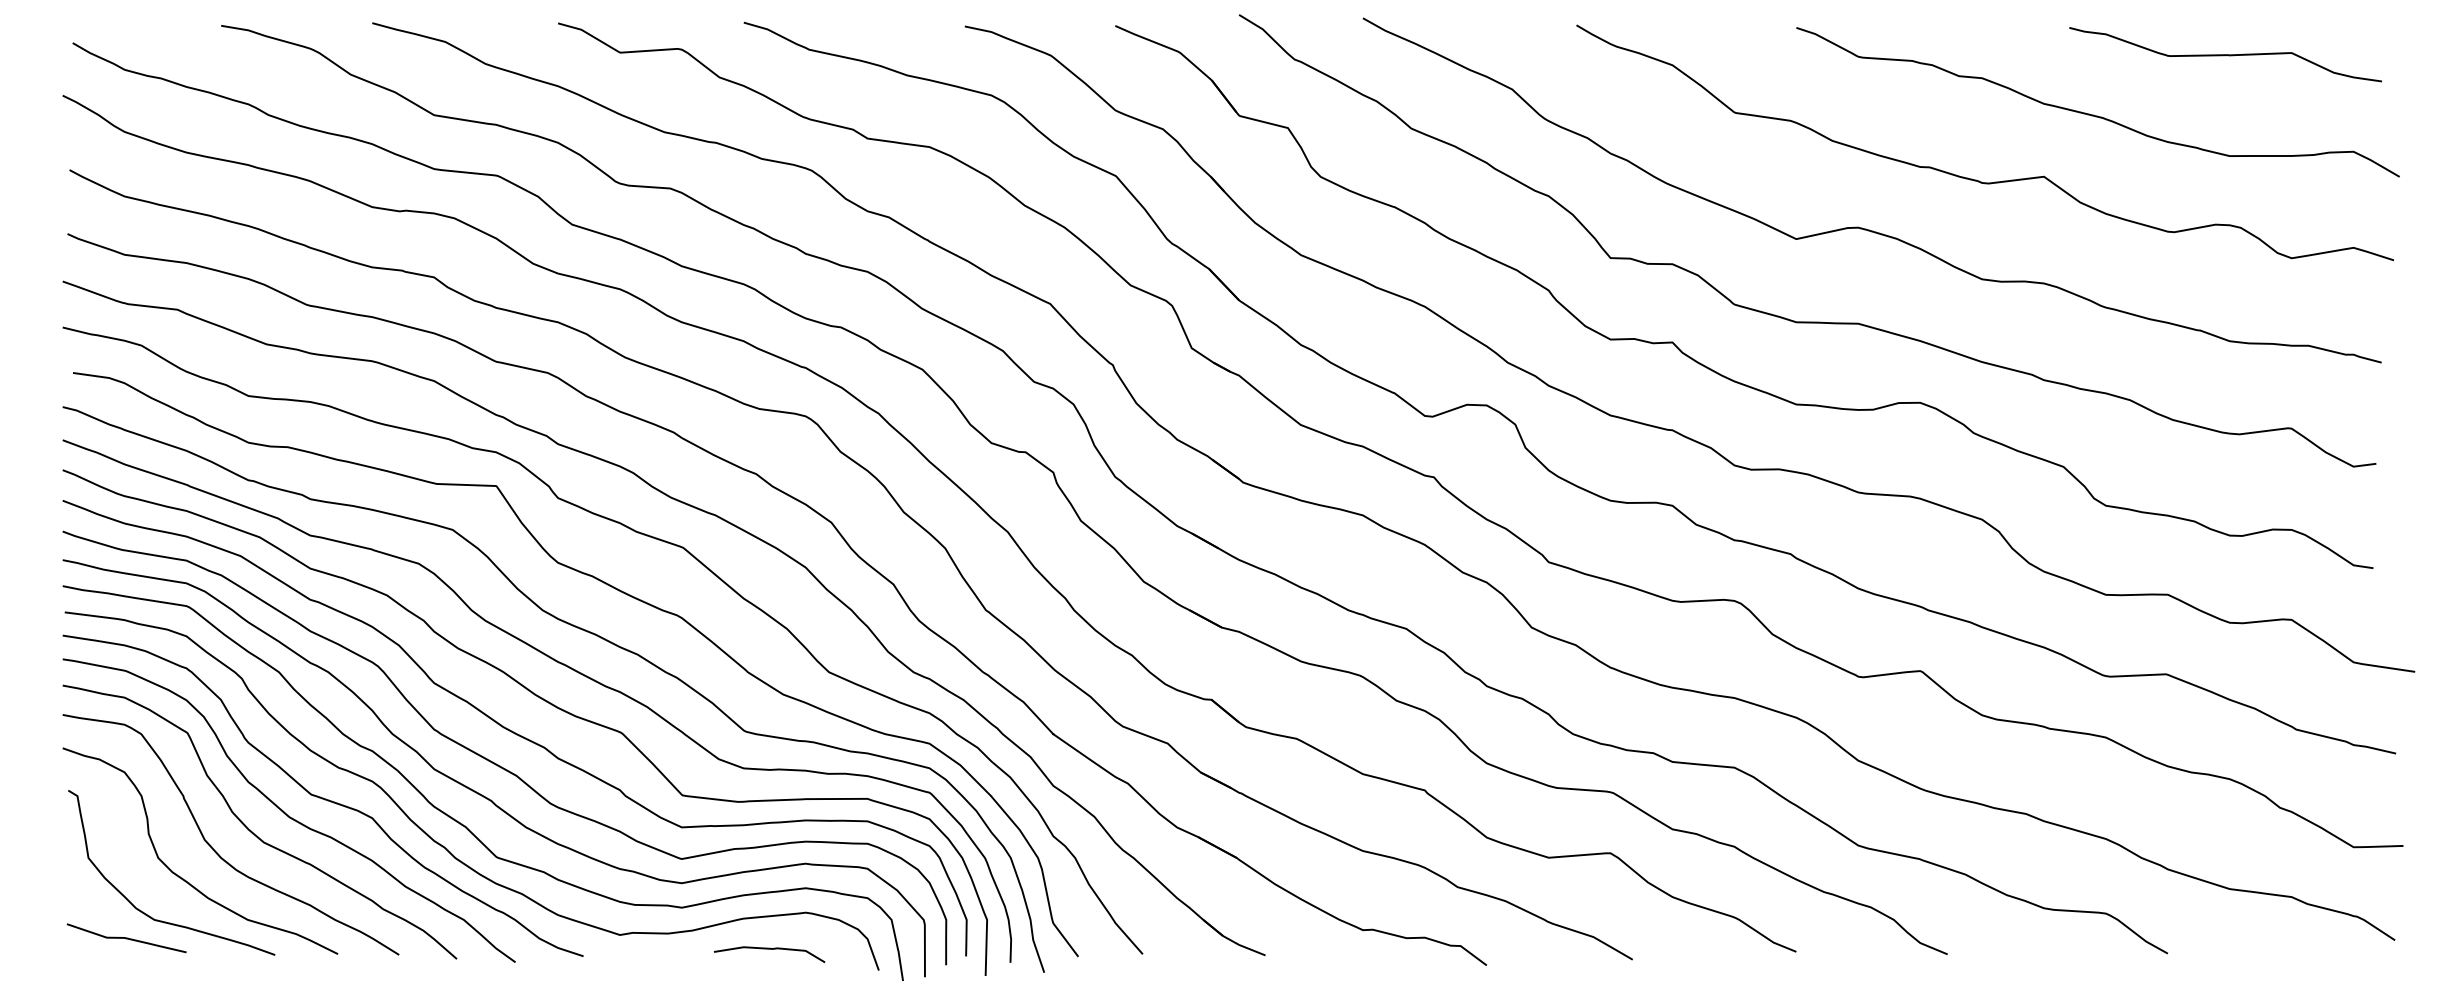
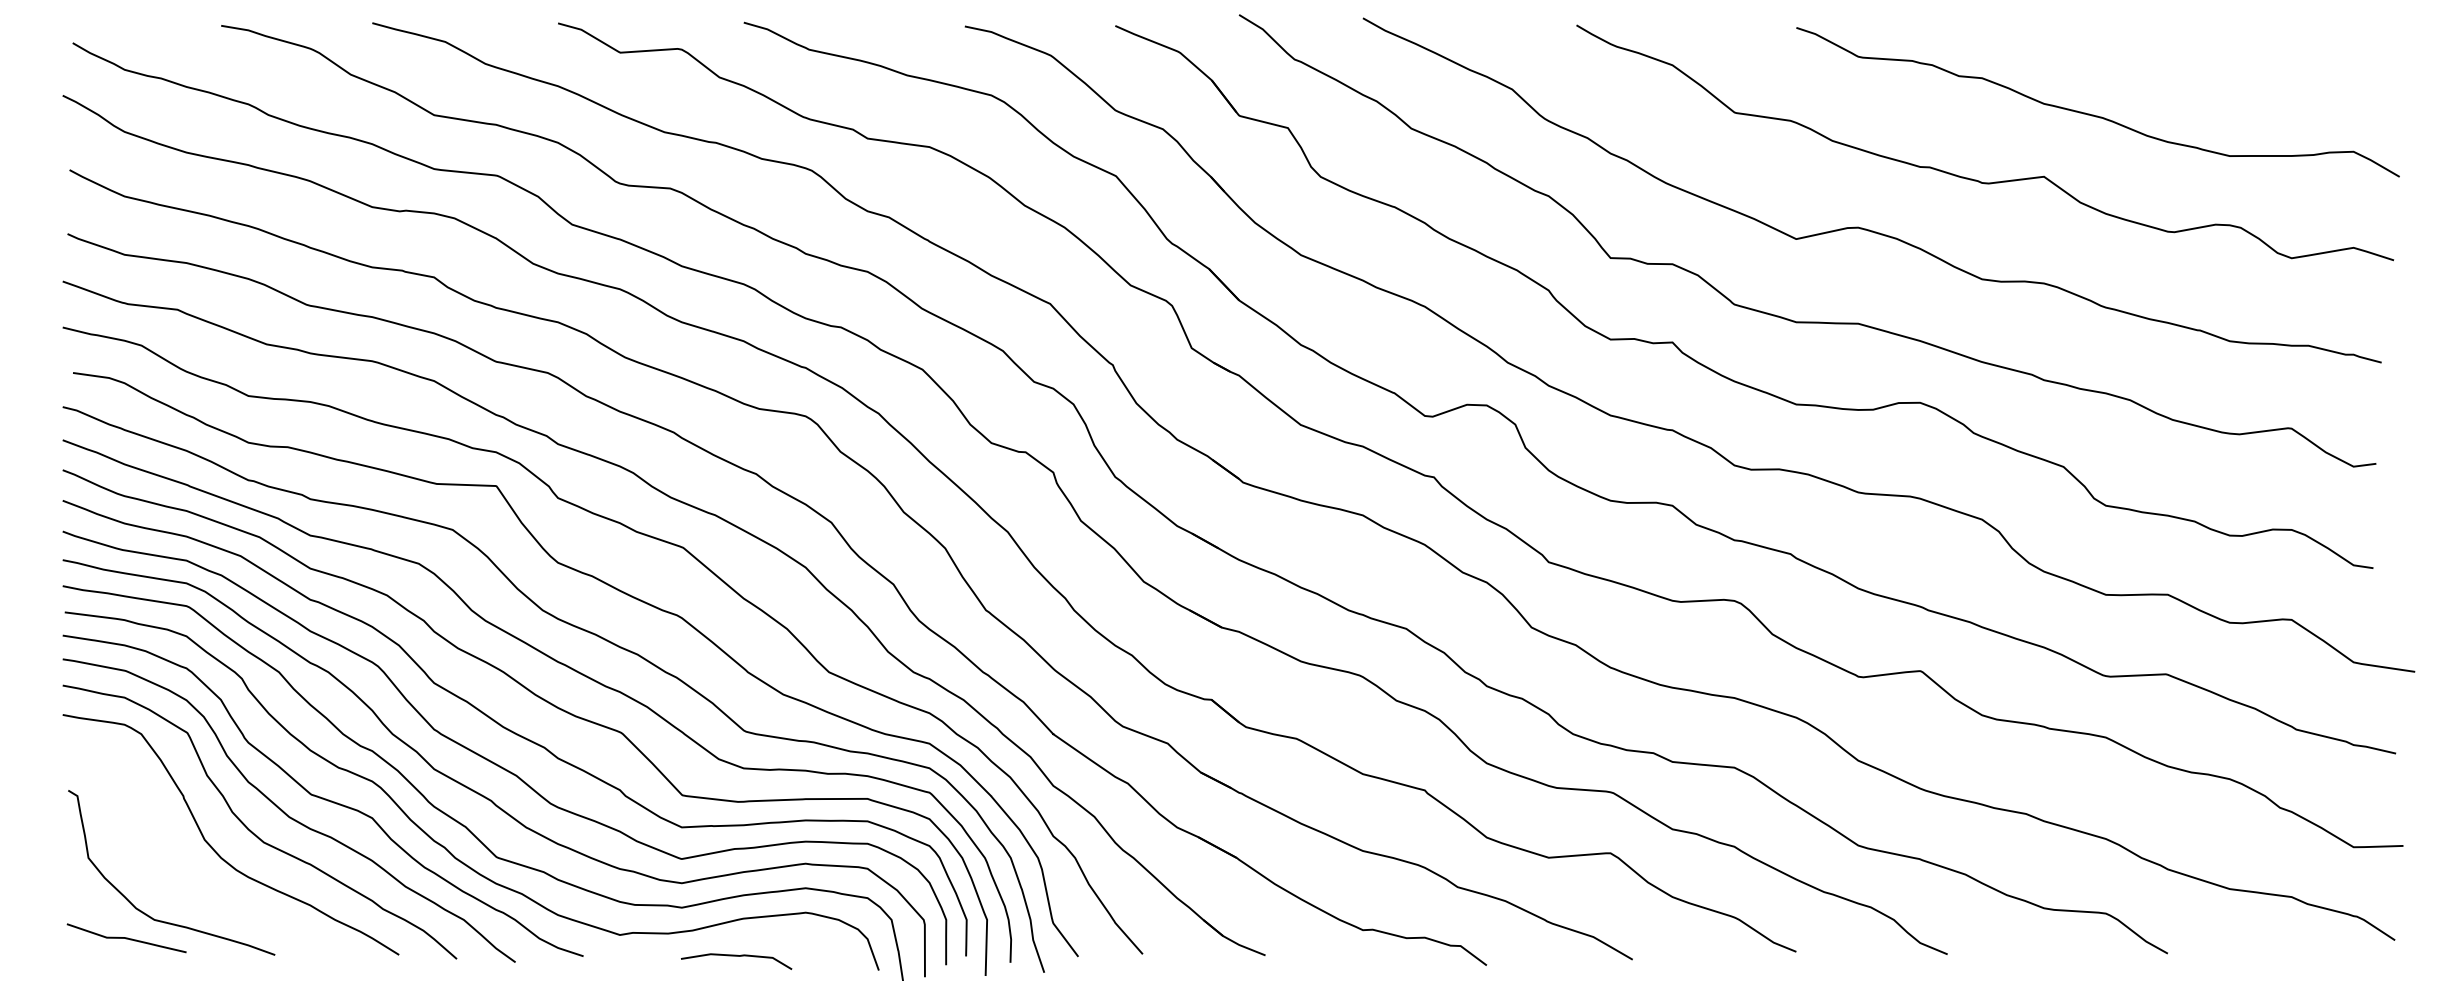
curve: present -> none (2225, 54)
curve: present -> none (182, 877)
curve position: (769, 949) -> (736, 956) (736, 956)
